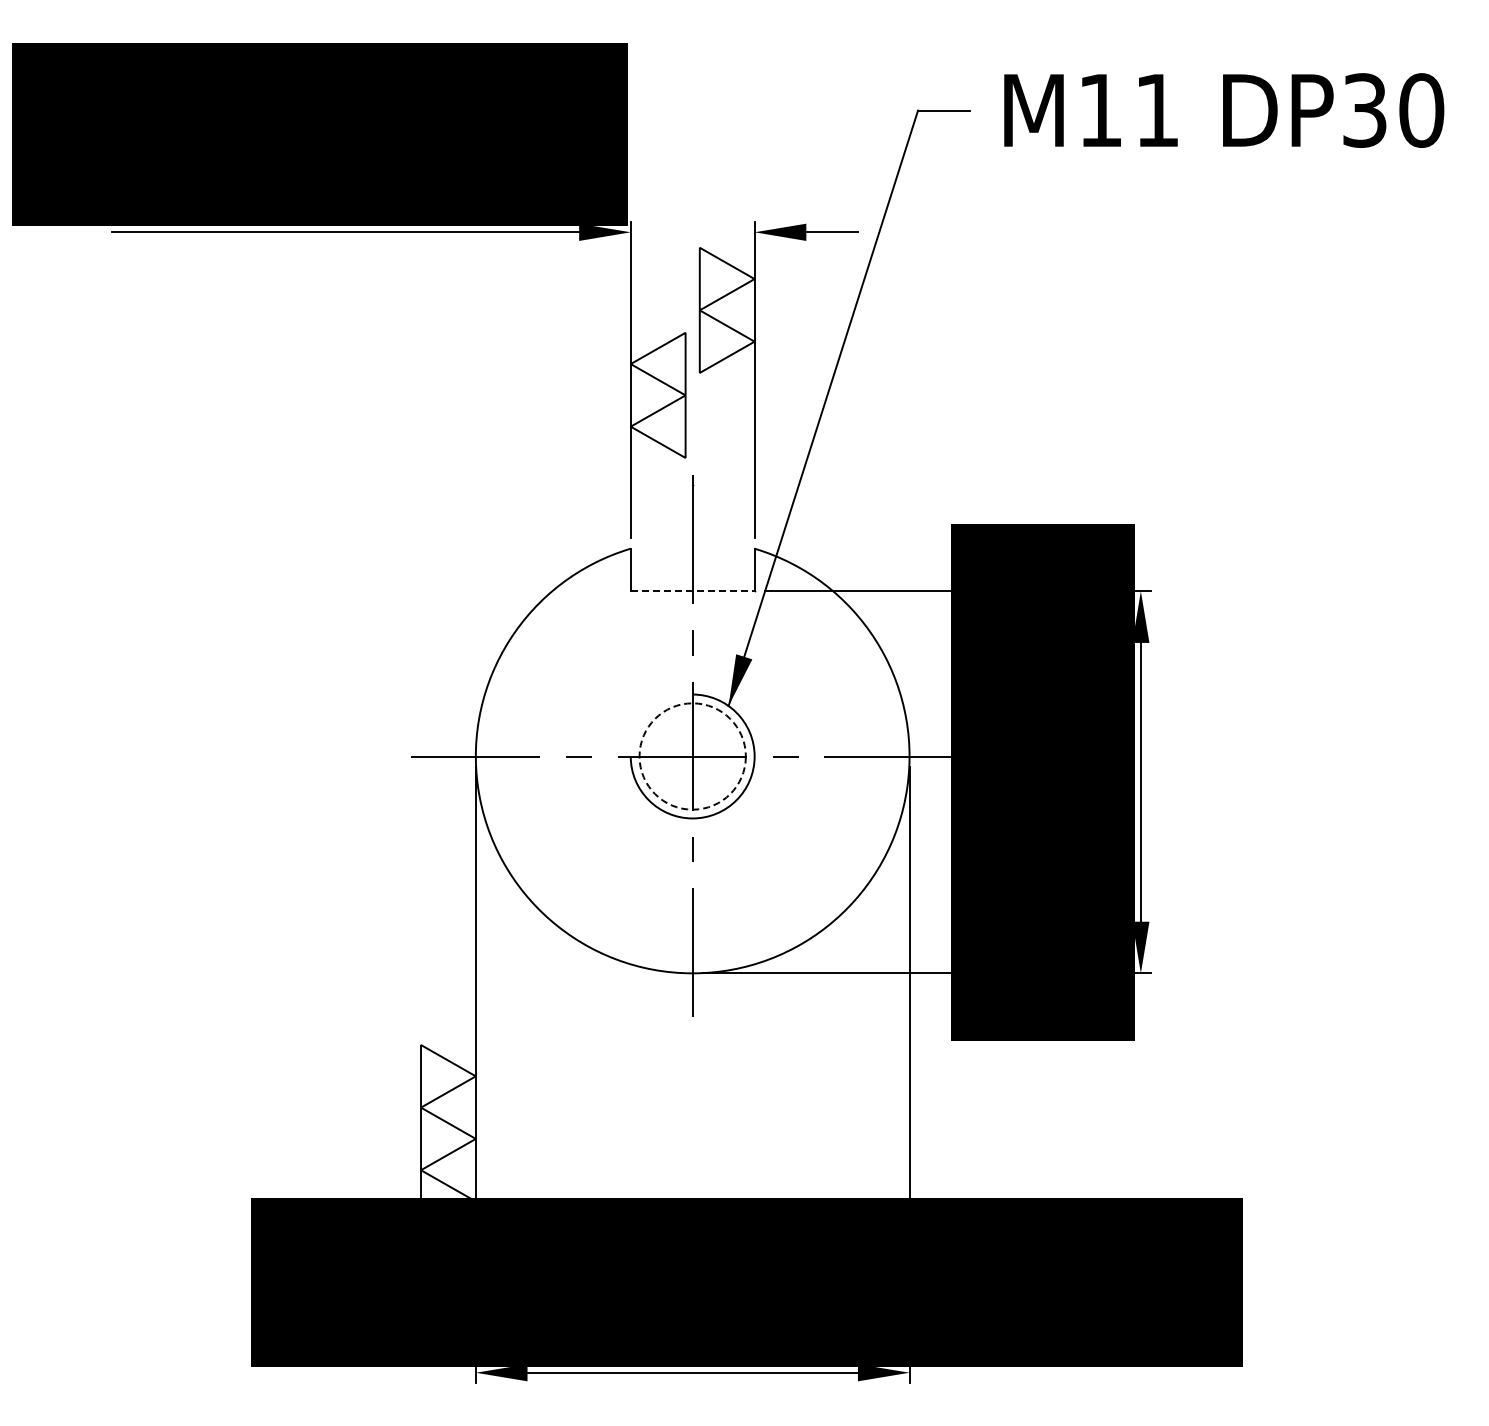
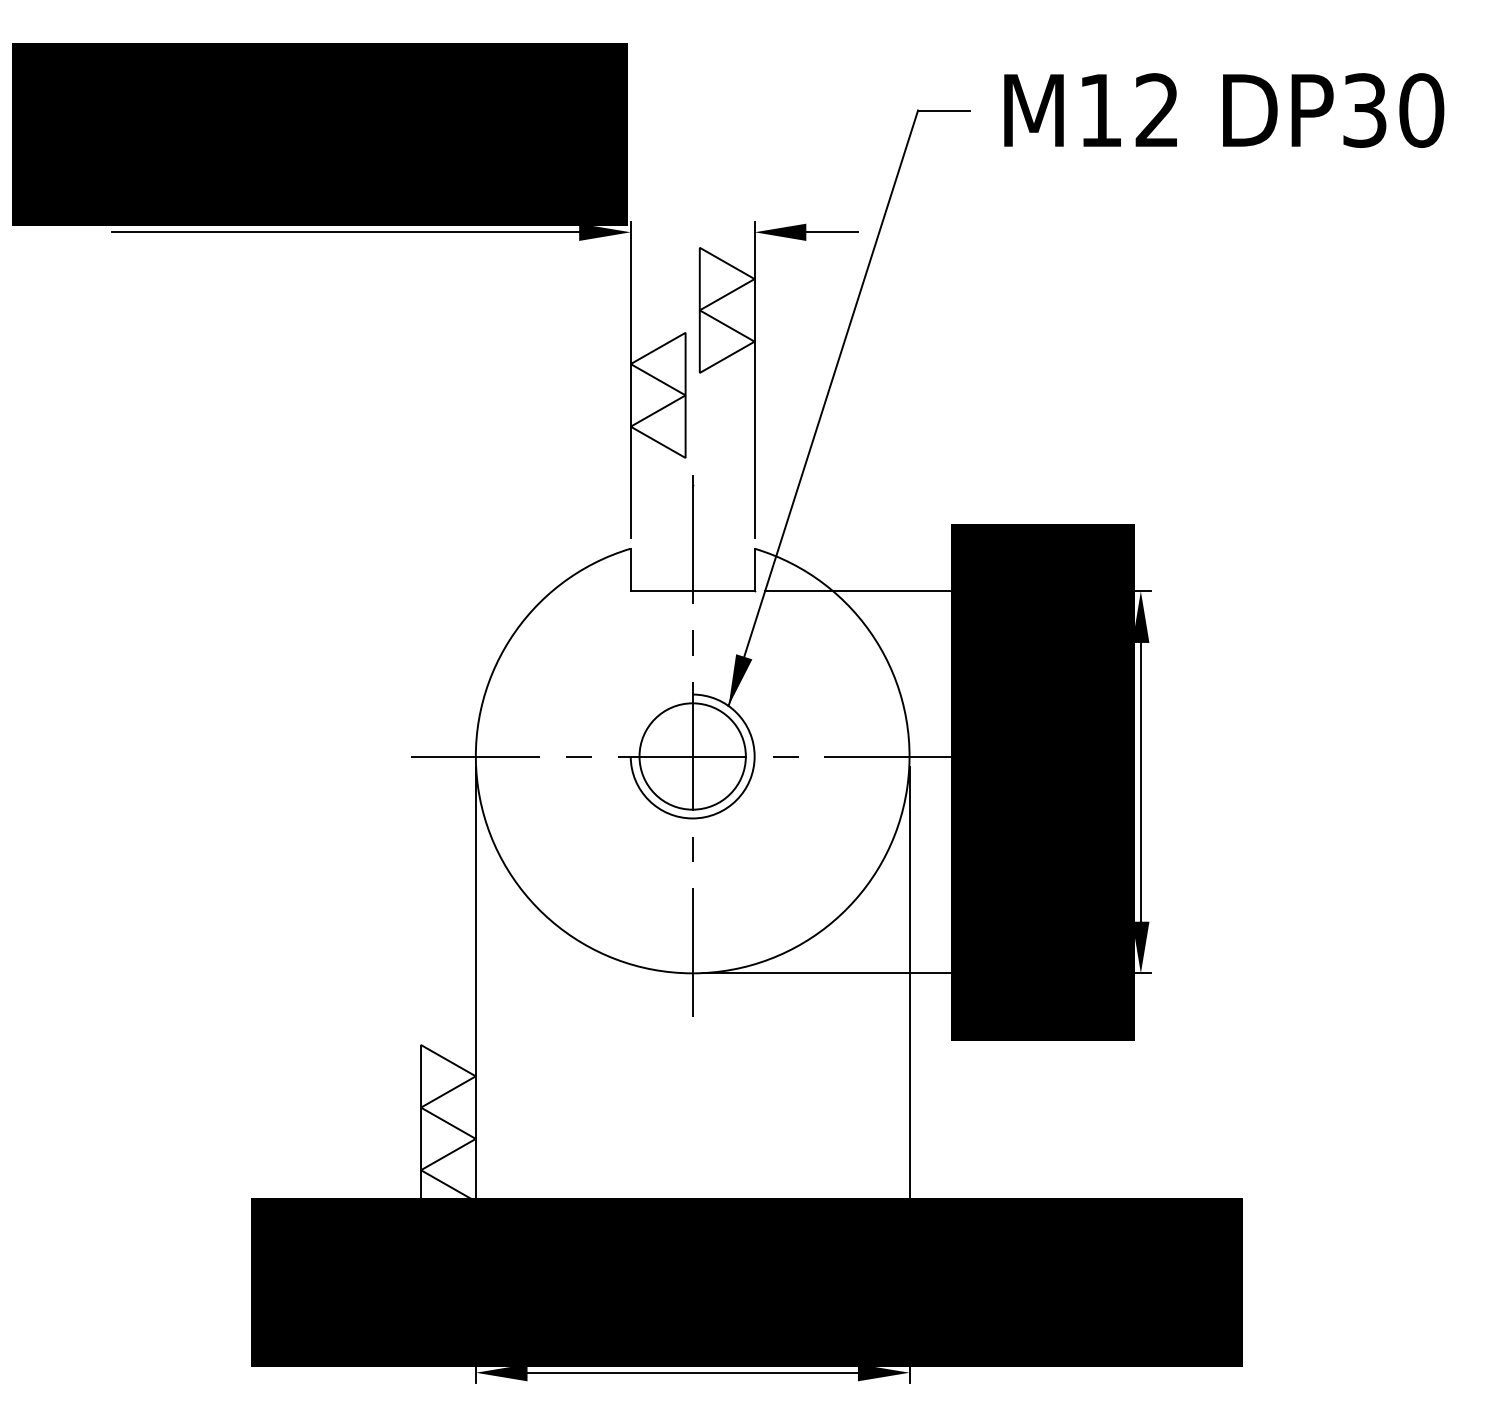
text: M11 -> M12 (1156, 109)
line: dashed -> solid (692, 591)
circle: dashed -> solid (692, 756)
